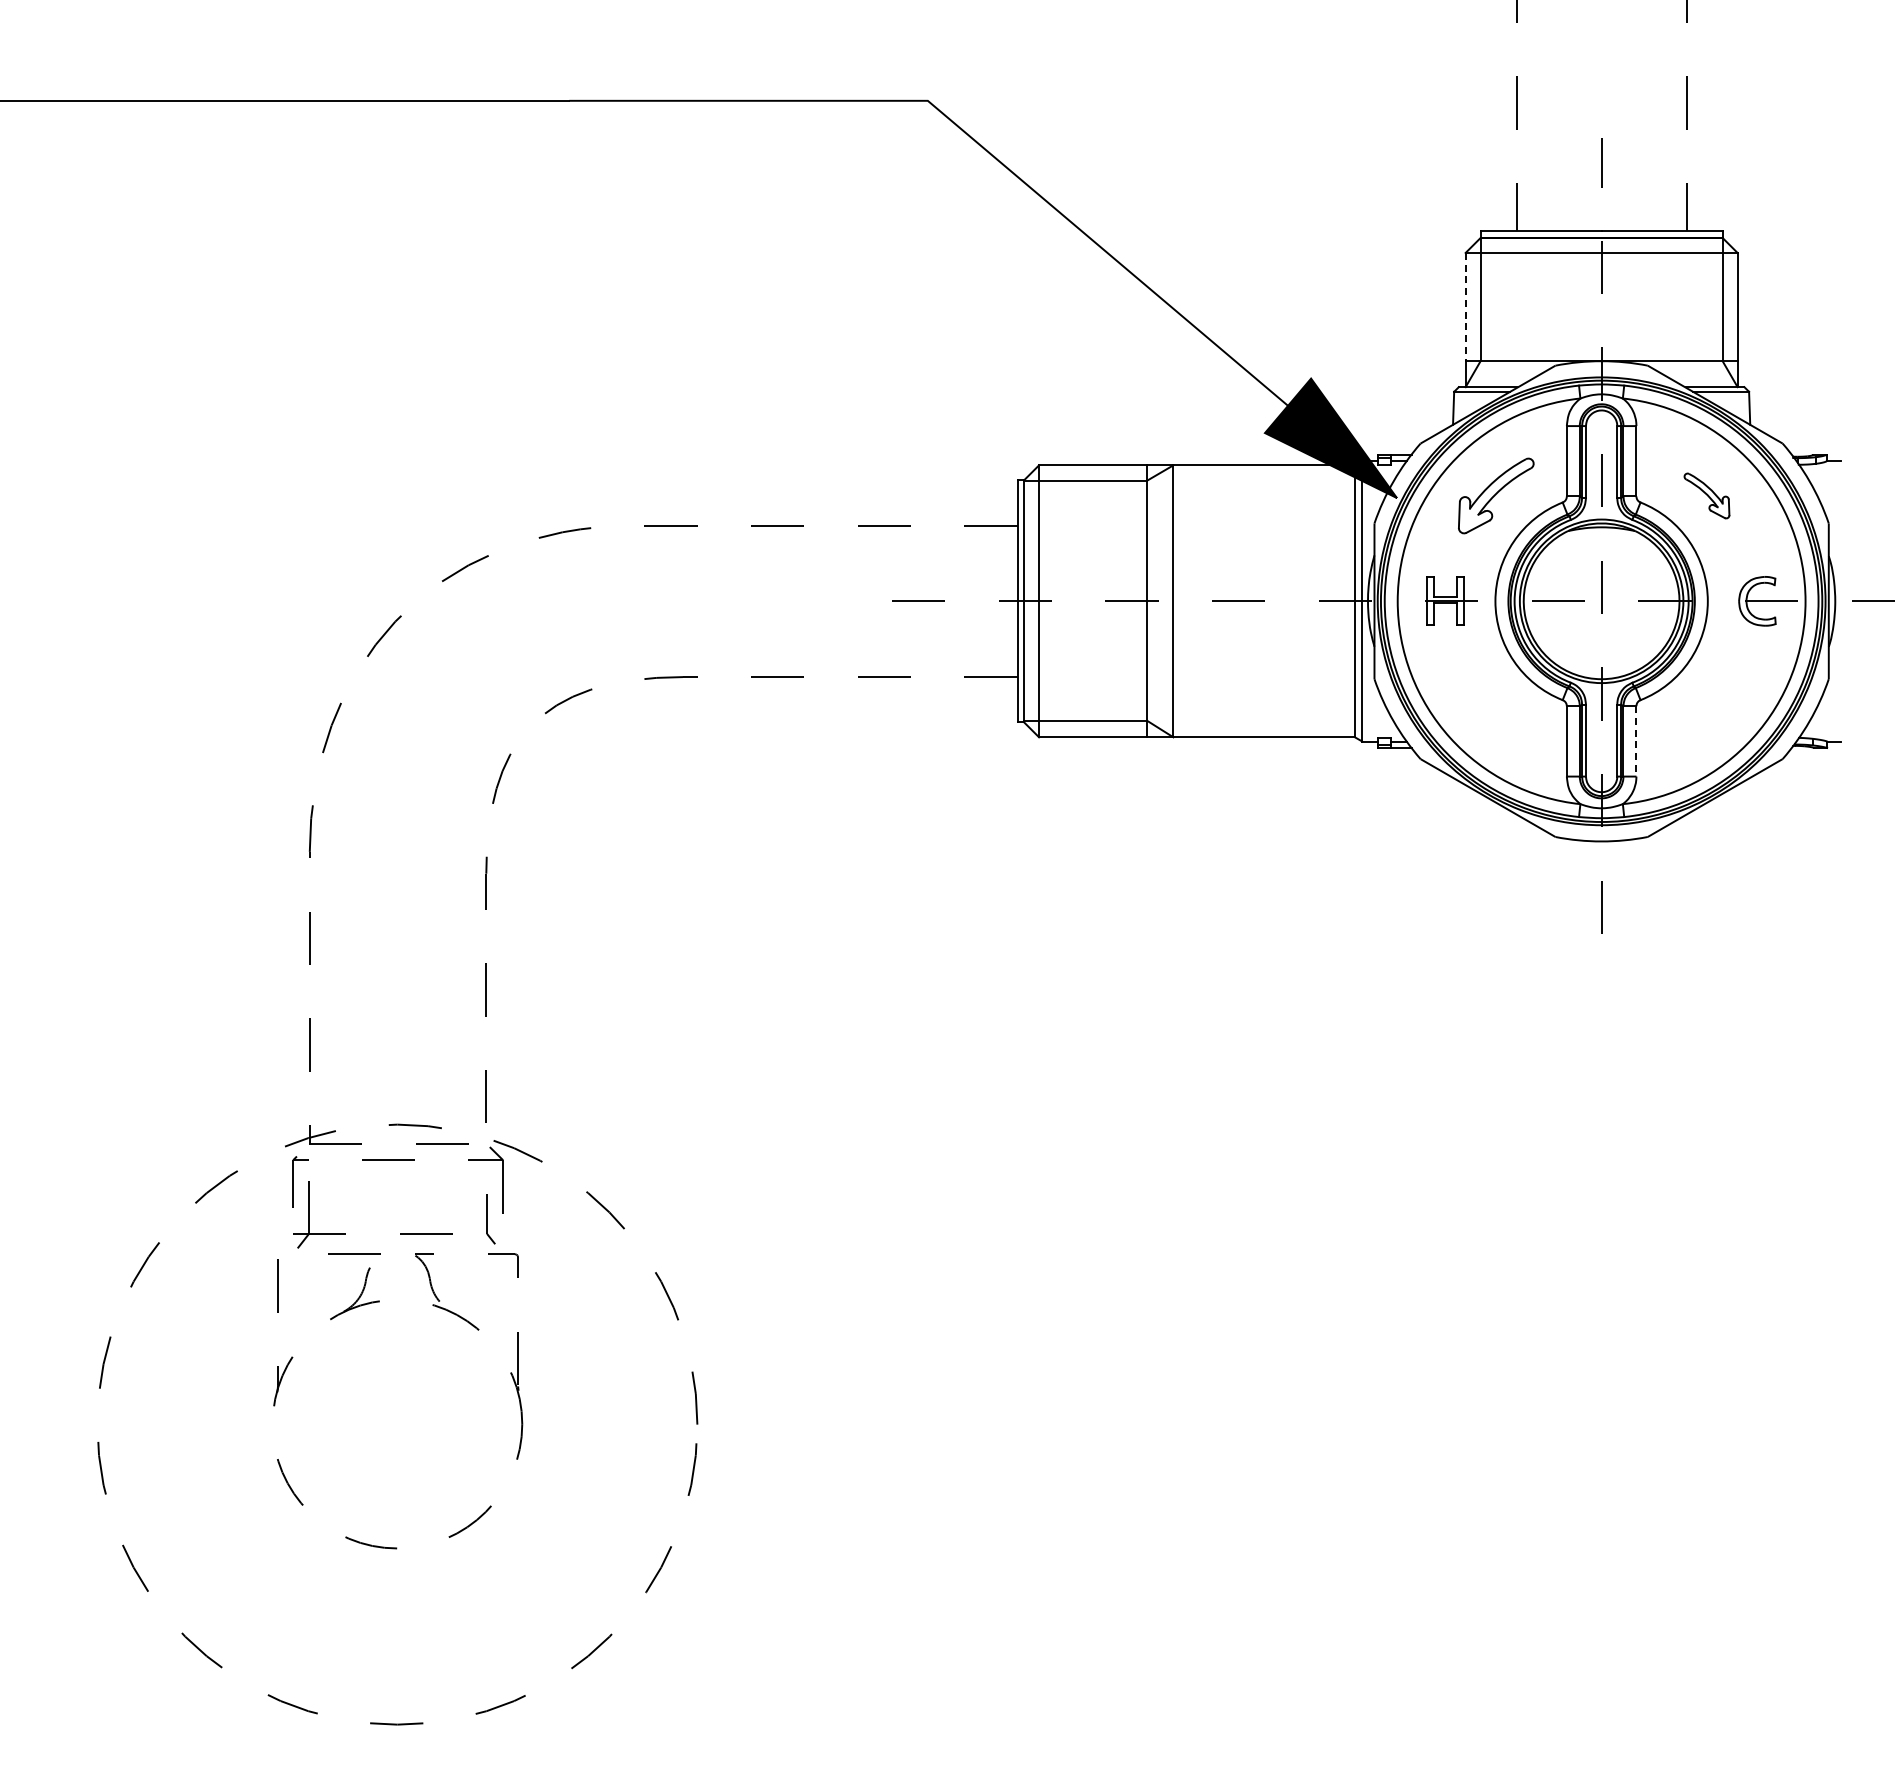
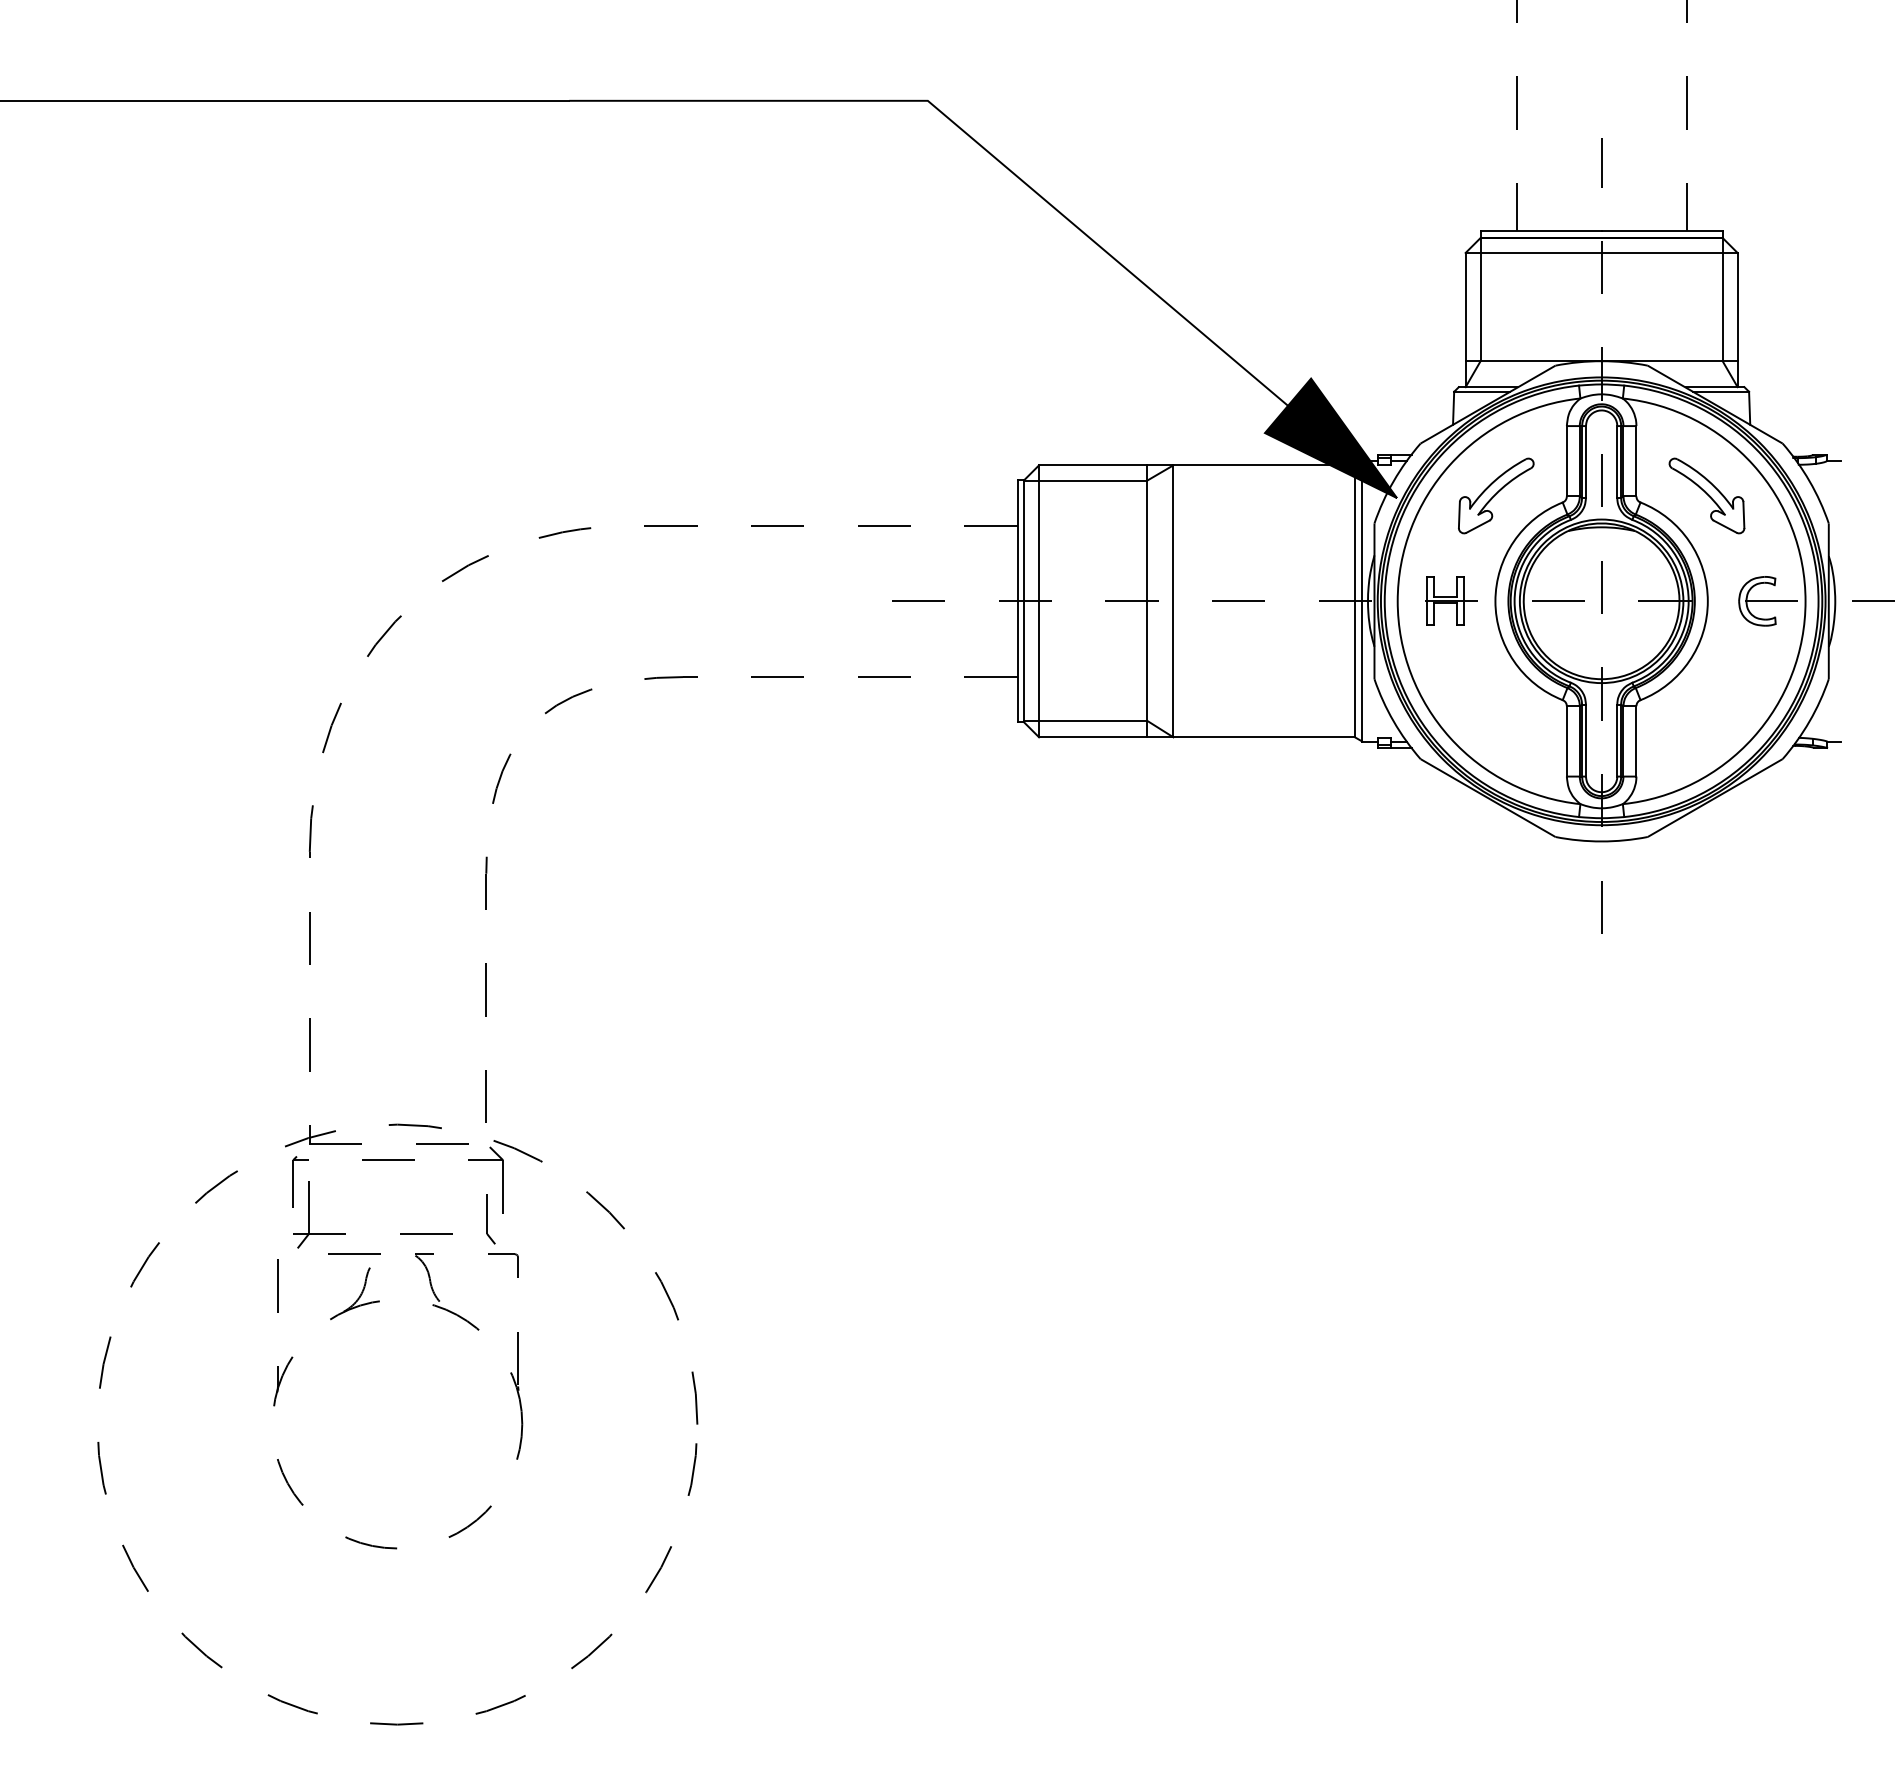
line: dashed -> solid (1465, 307)
part size: 48x48 px -> 78x78 px (1706, 495)
line: dashed -> solid (1636, 741)
